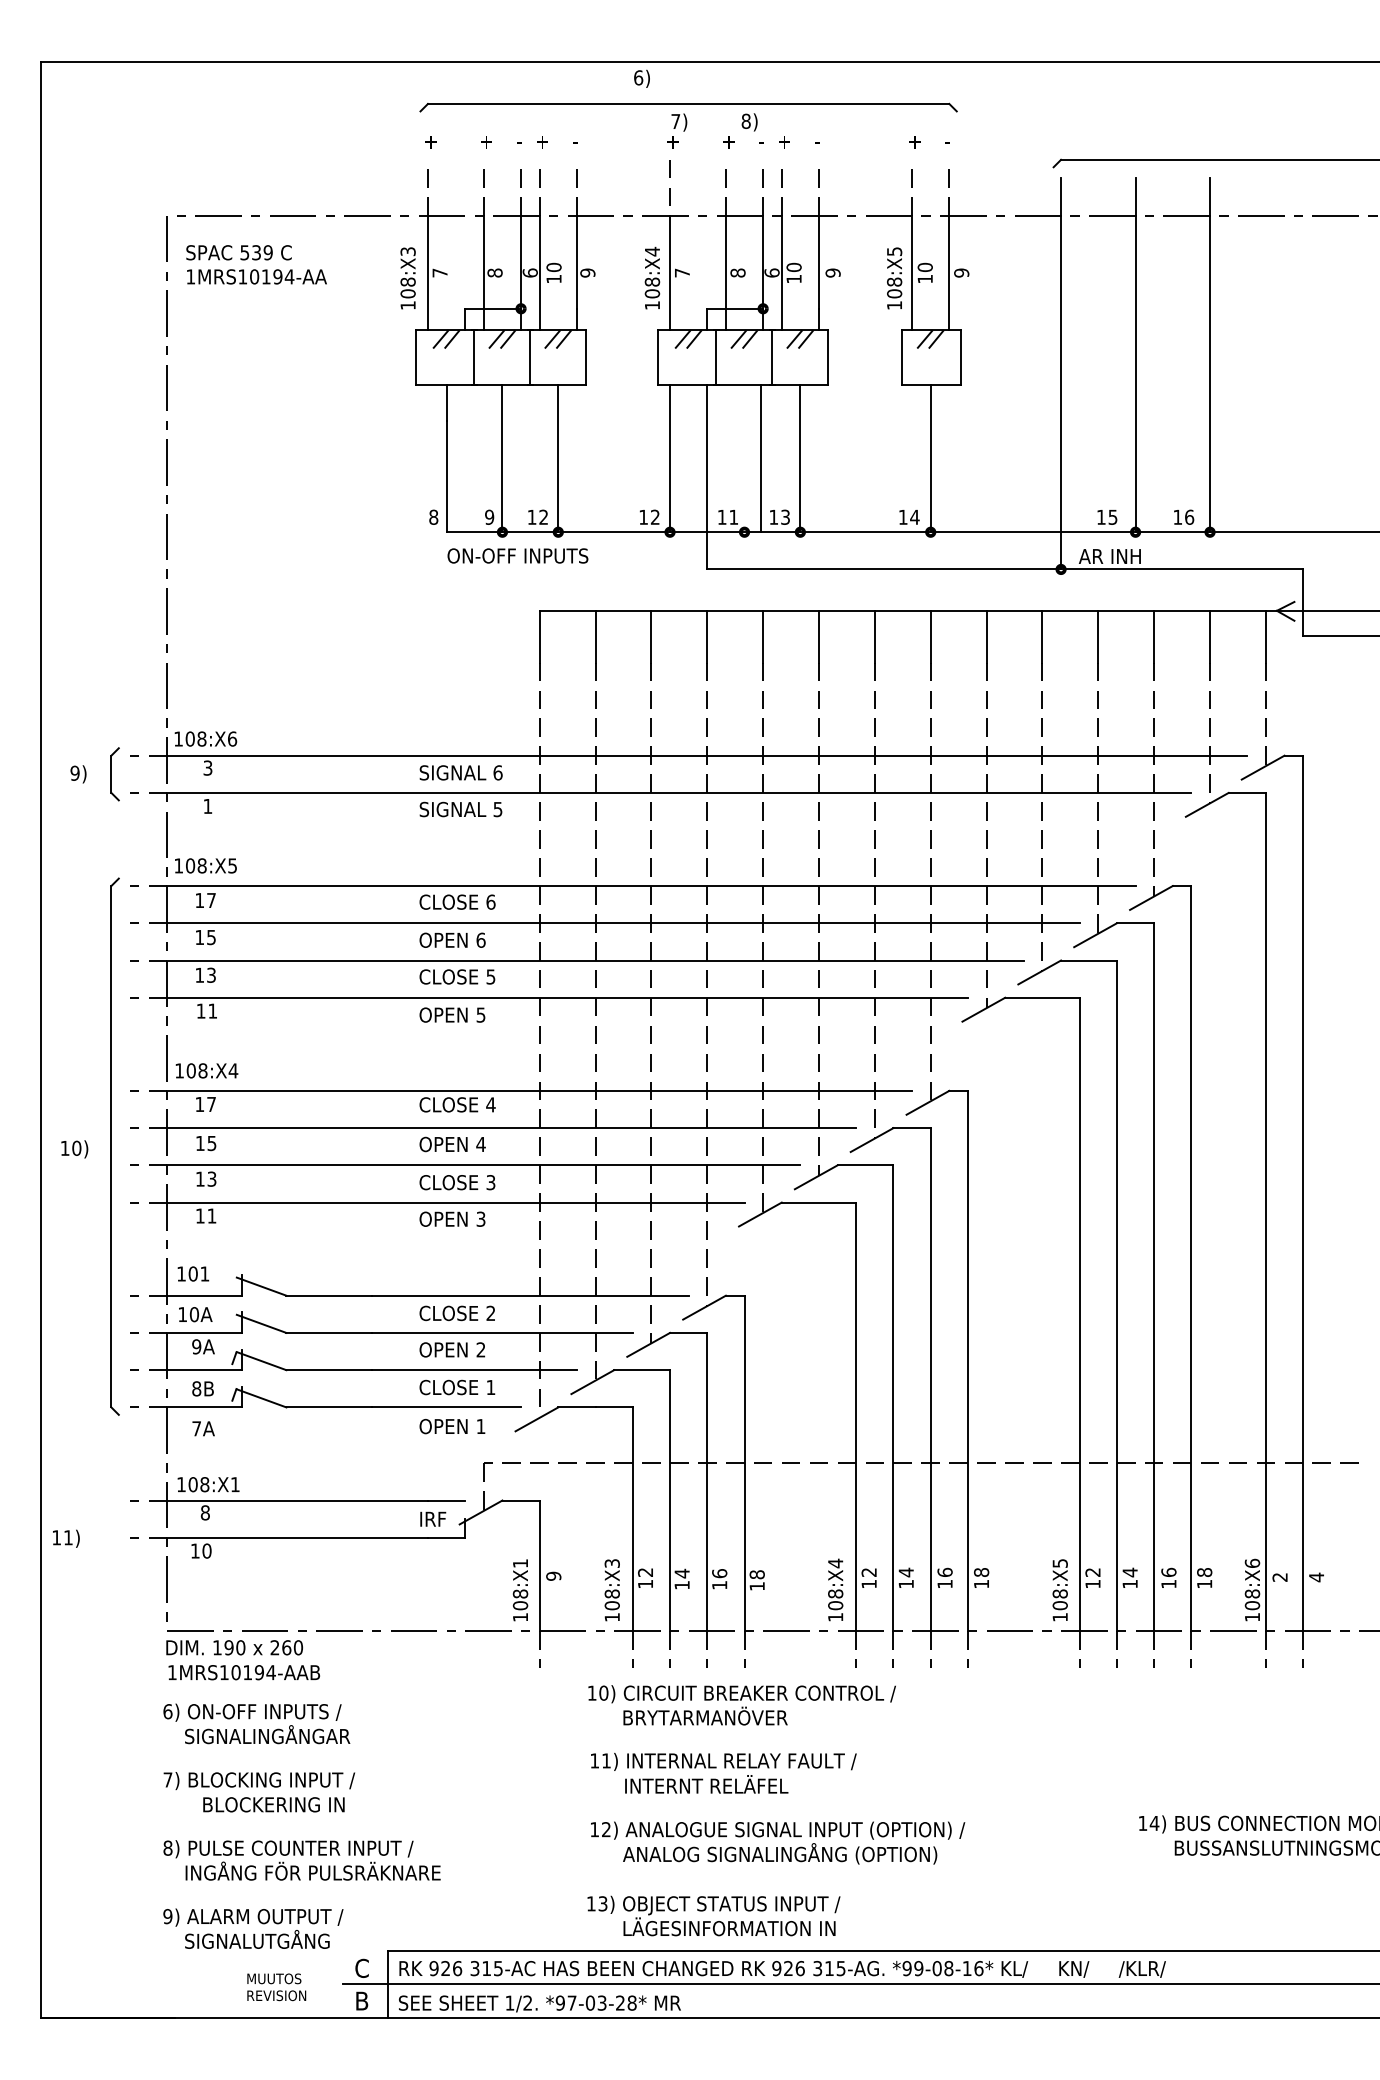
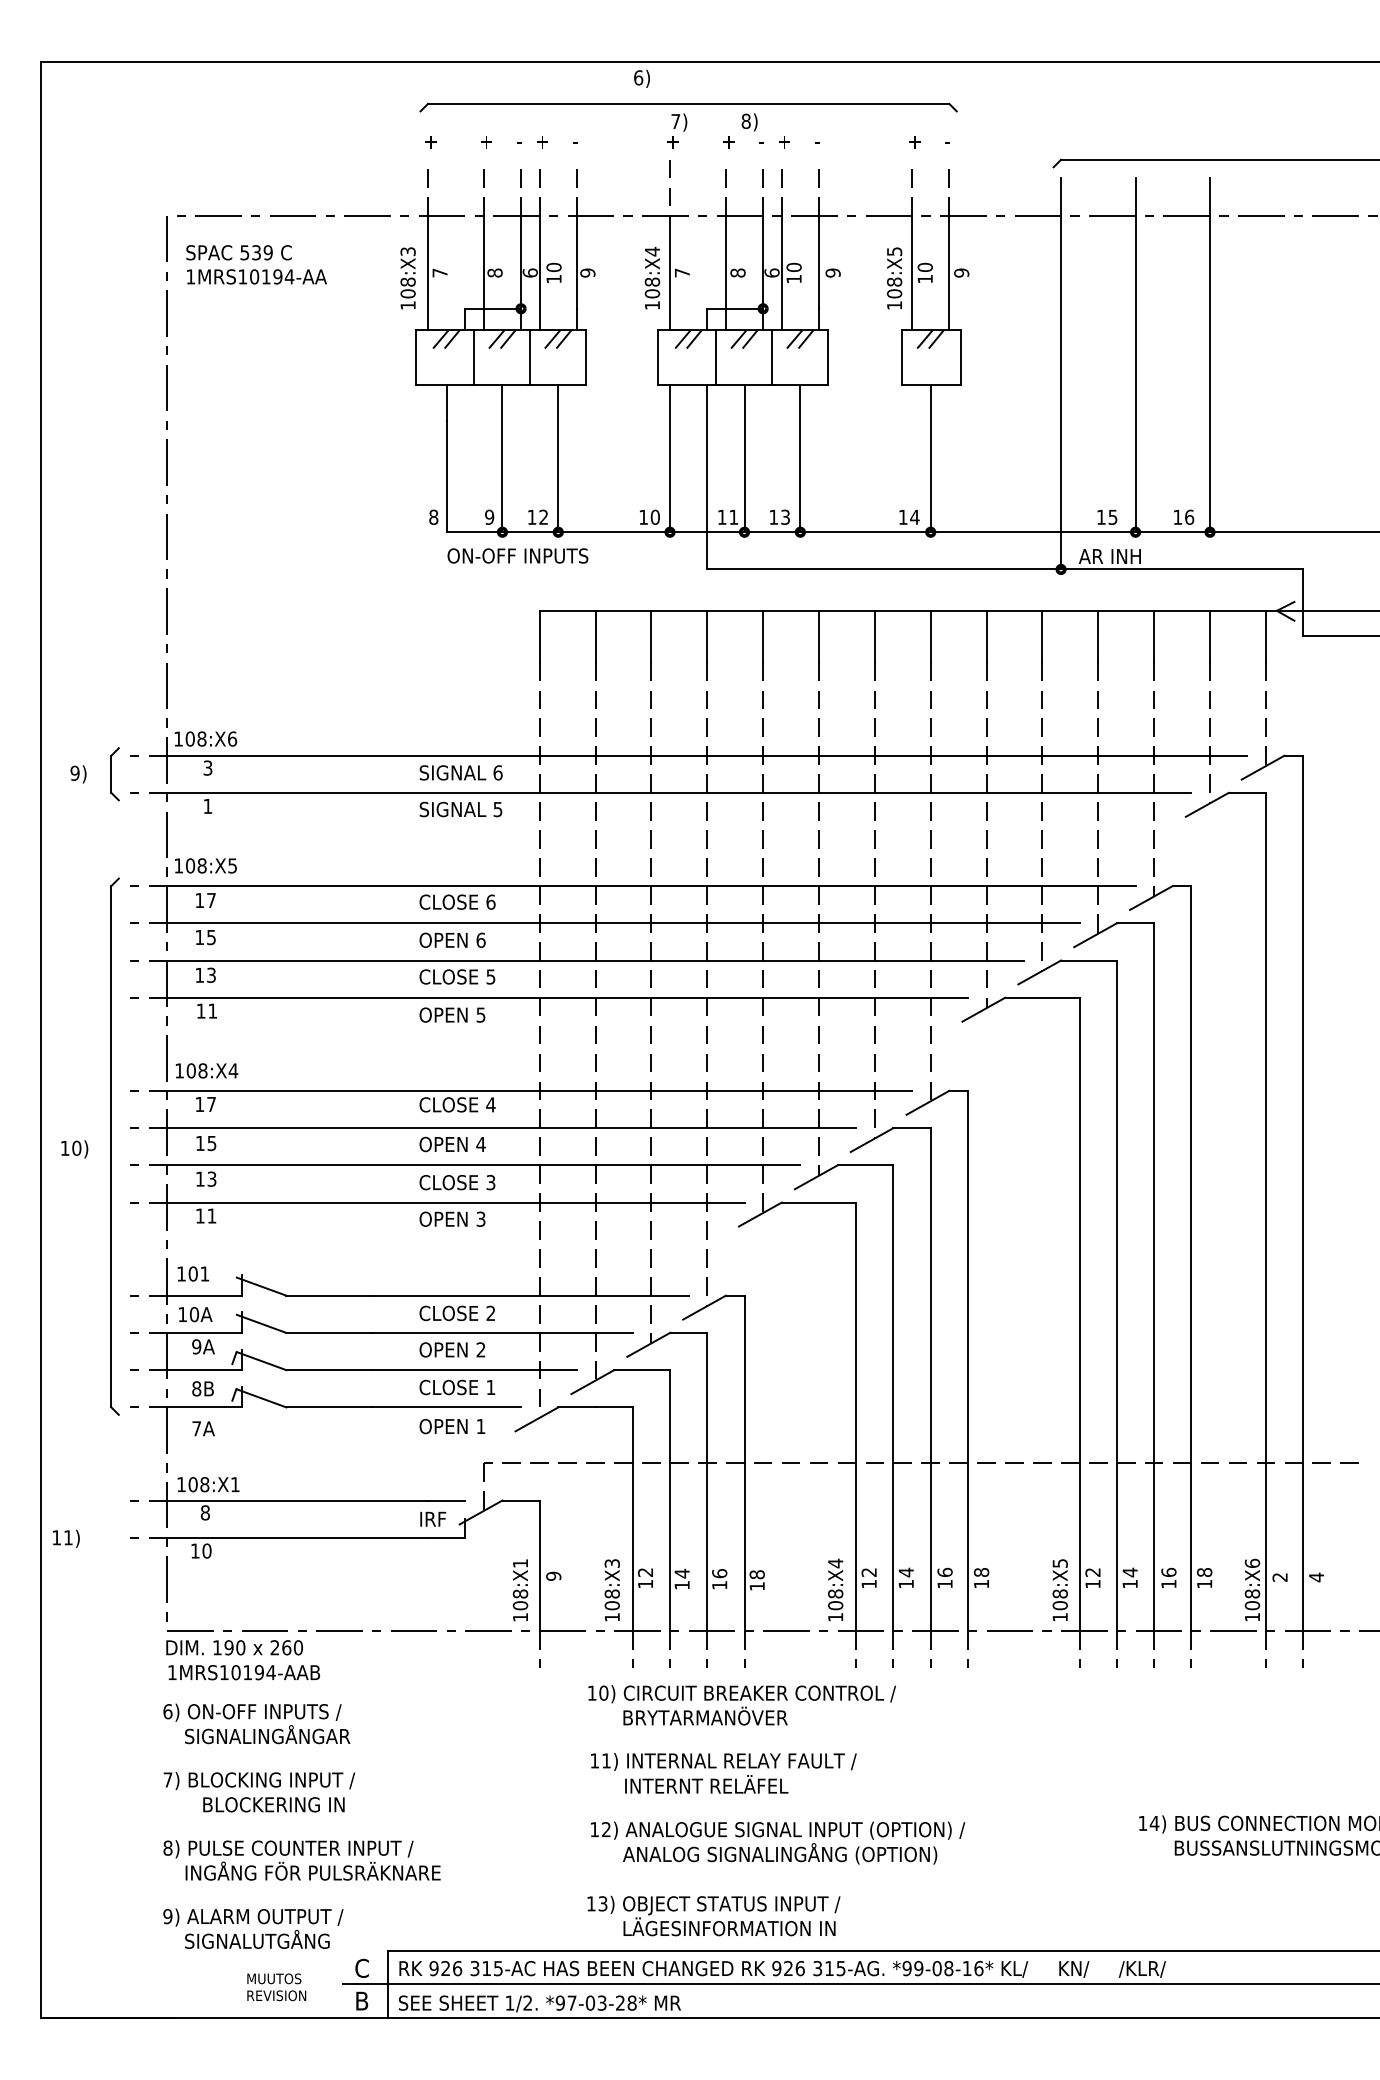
line position: (760, 458) -> (744, 458) (744, 458)
text: 12 -> 10 (654, 516)
